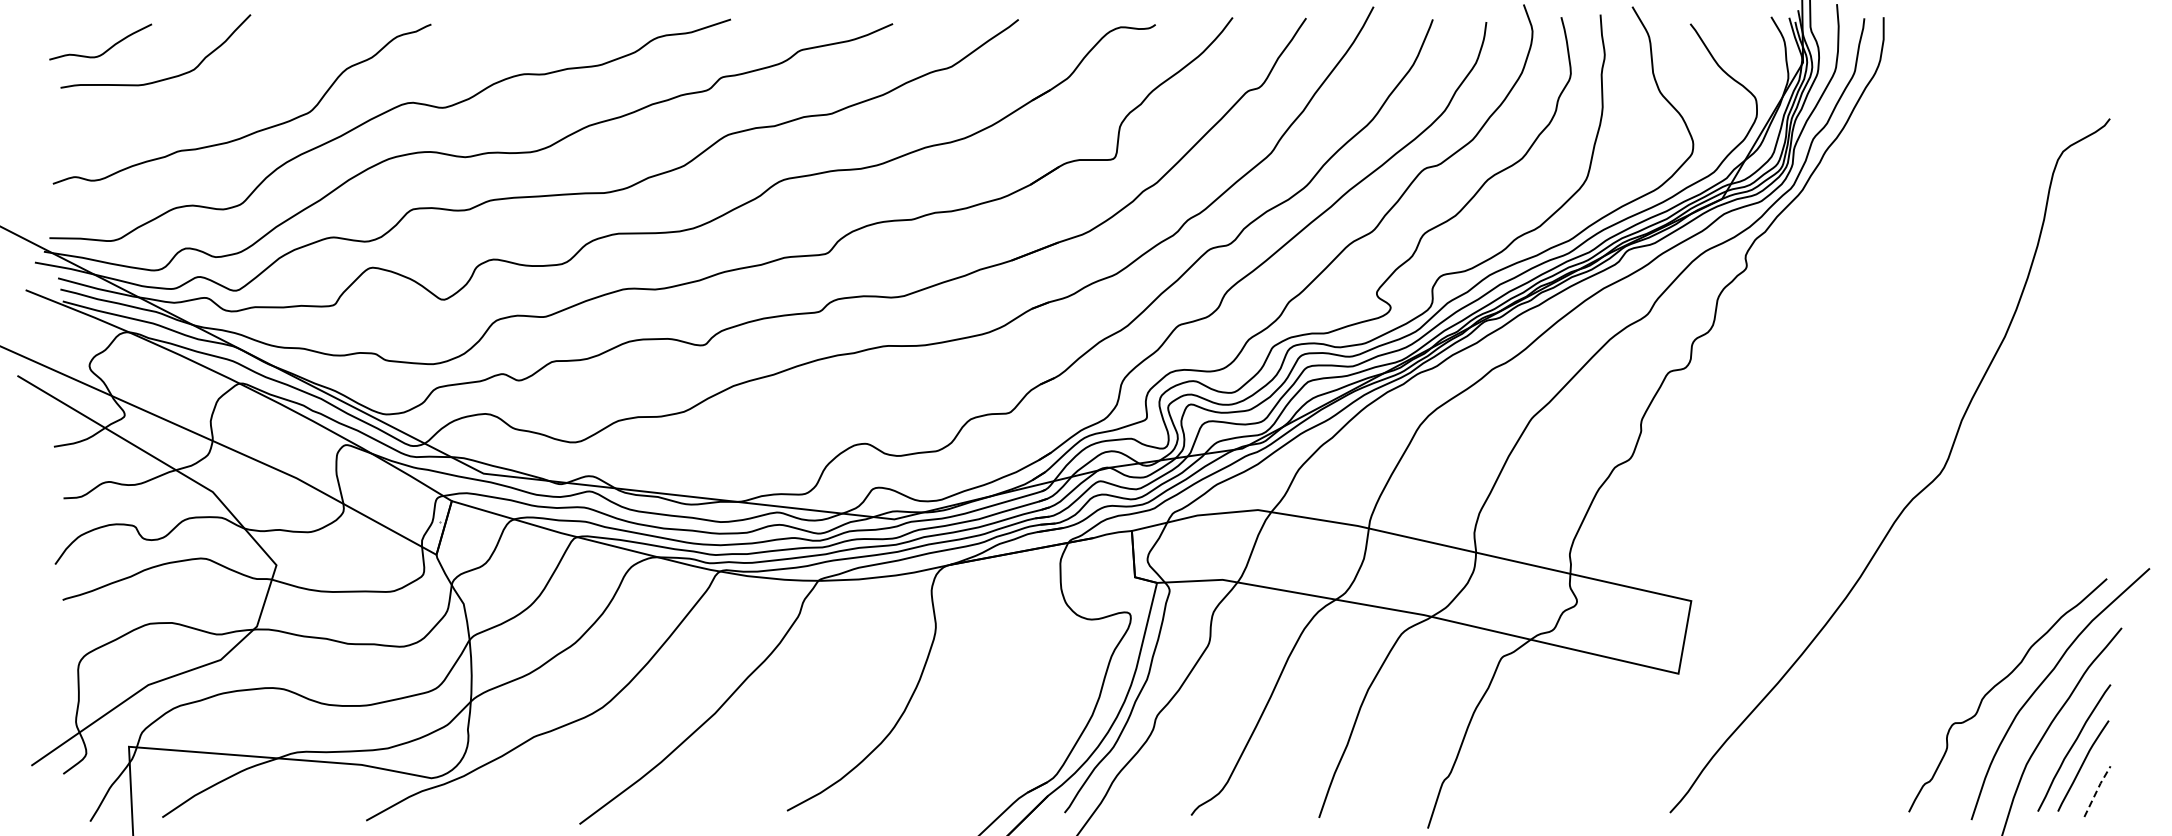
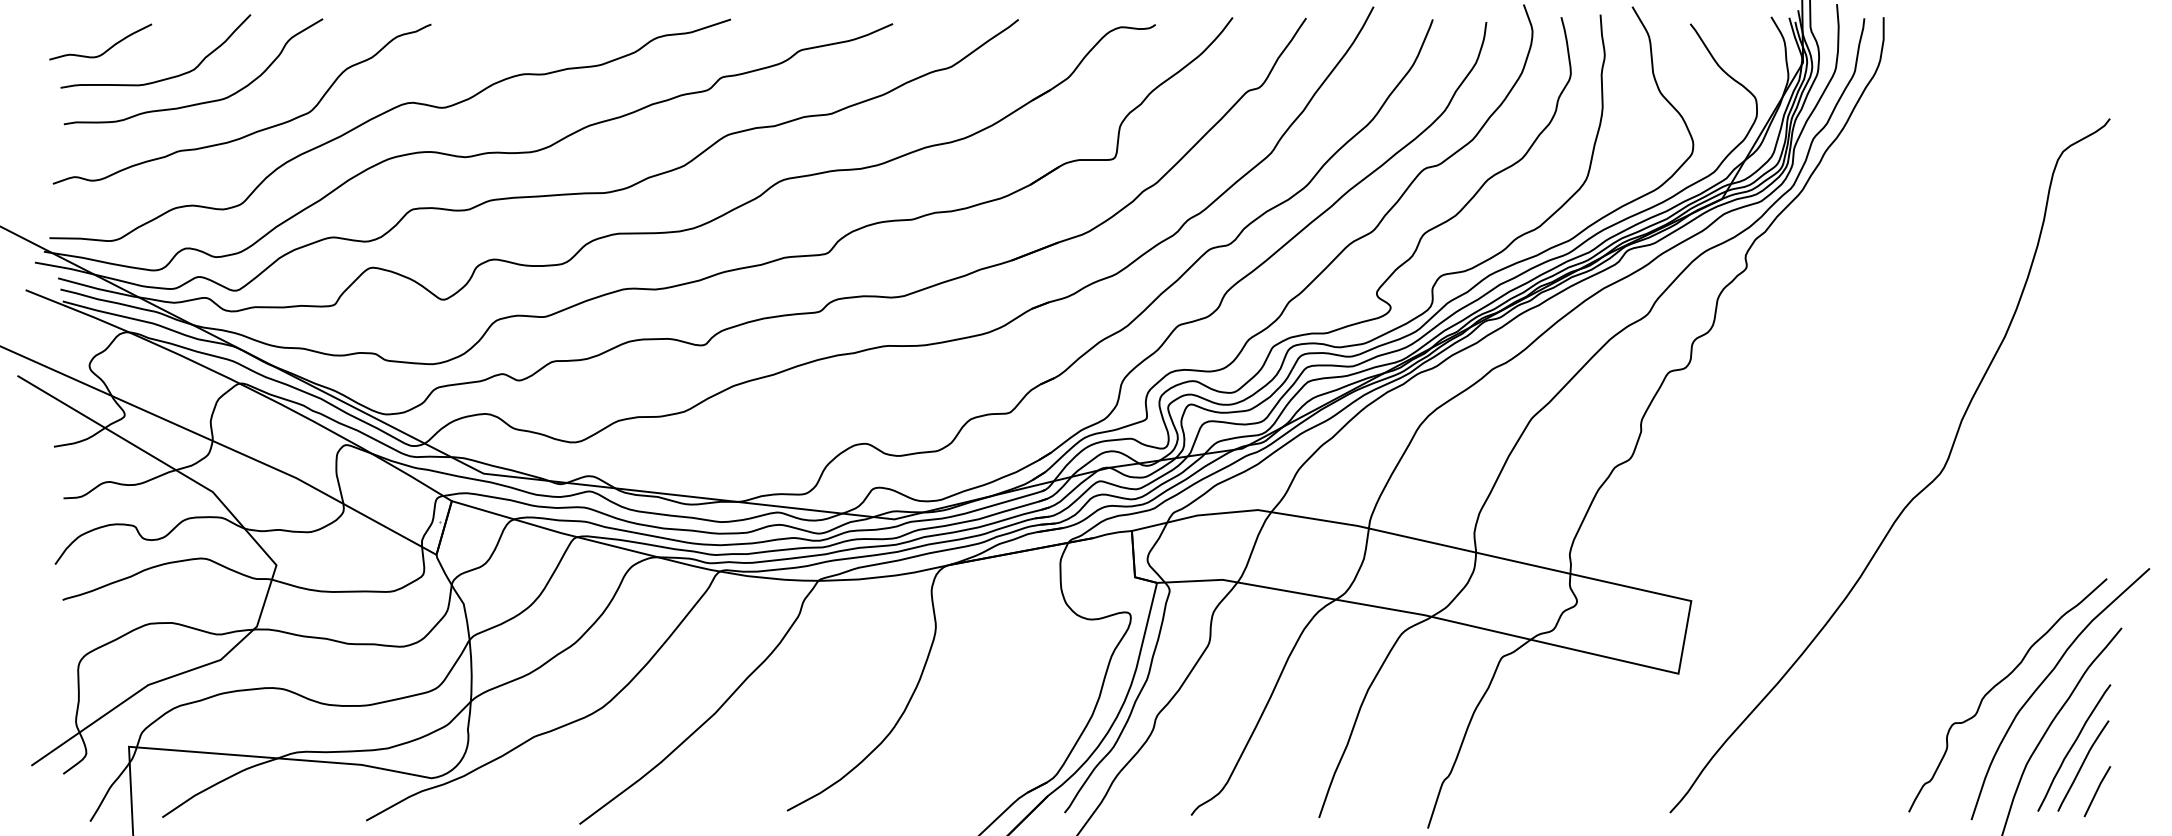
curve: none -> present (200, 102)
line: dashed -> solid (2097, 790)
